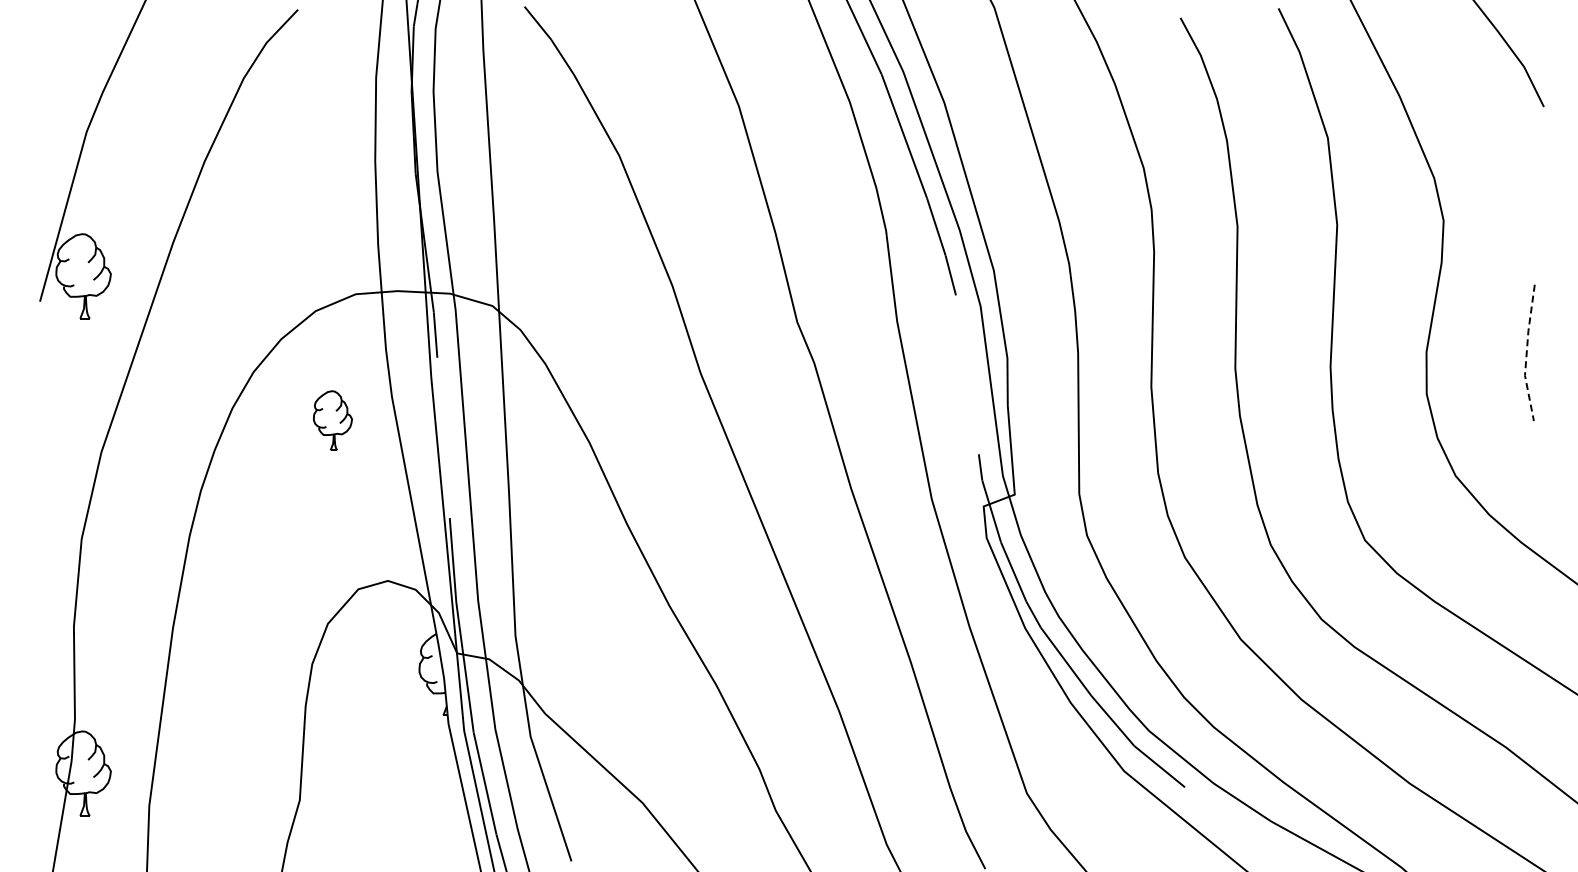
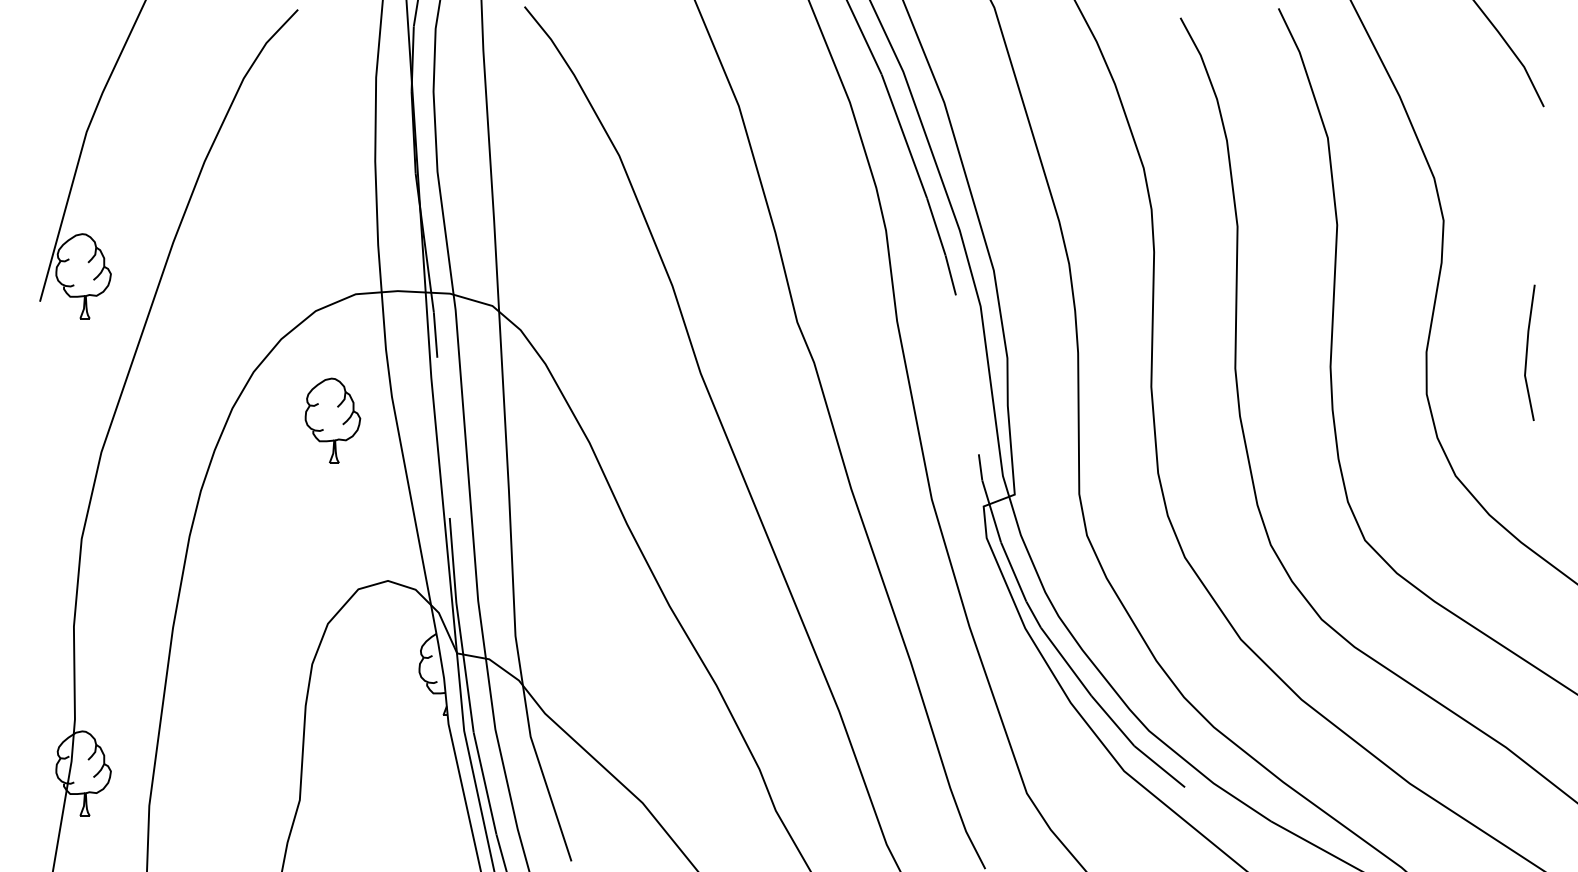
line: dashed -> solid (1526, 353)
part size: 40x61 px -> 58x87 px (332, 420)
